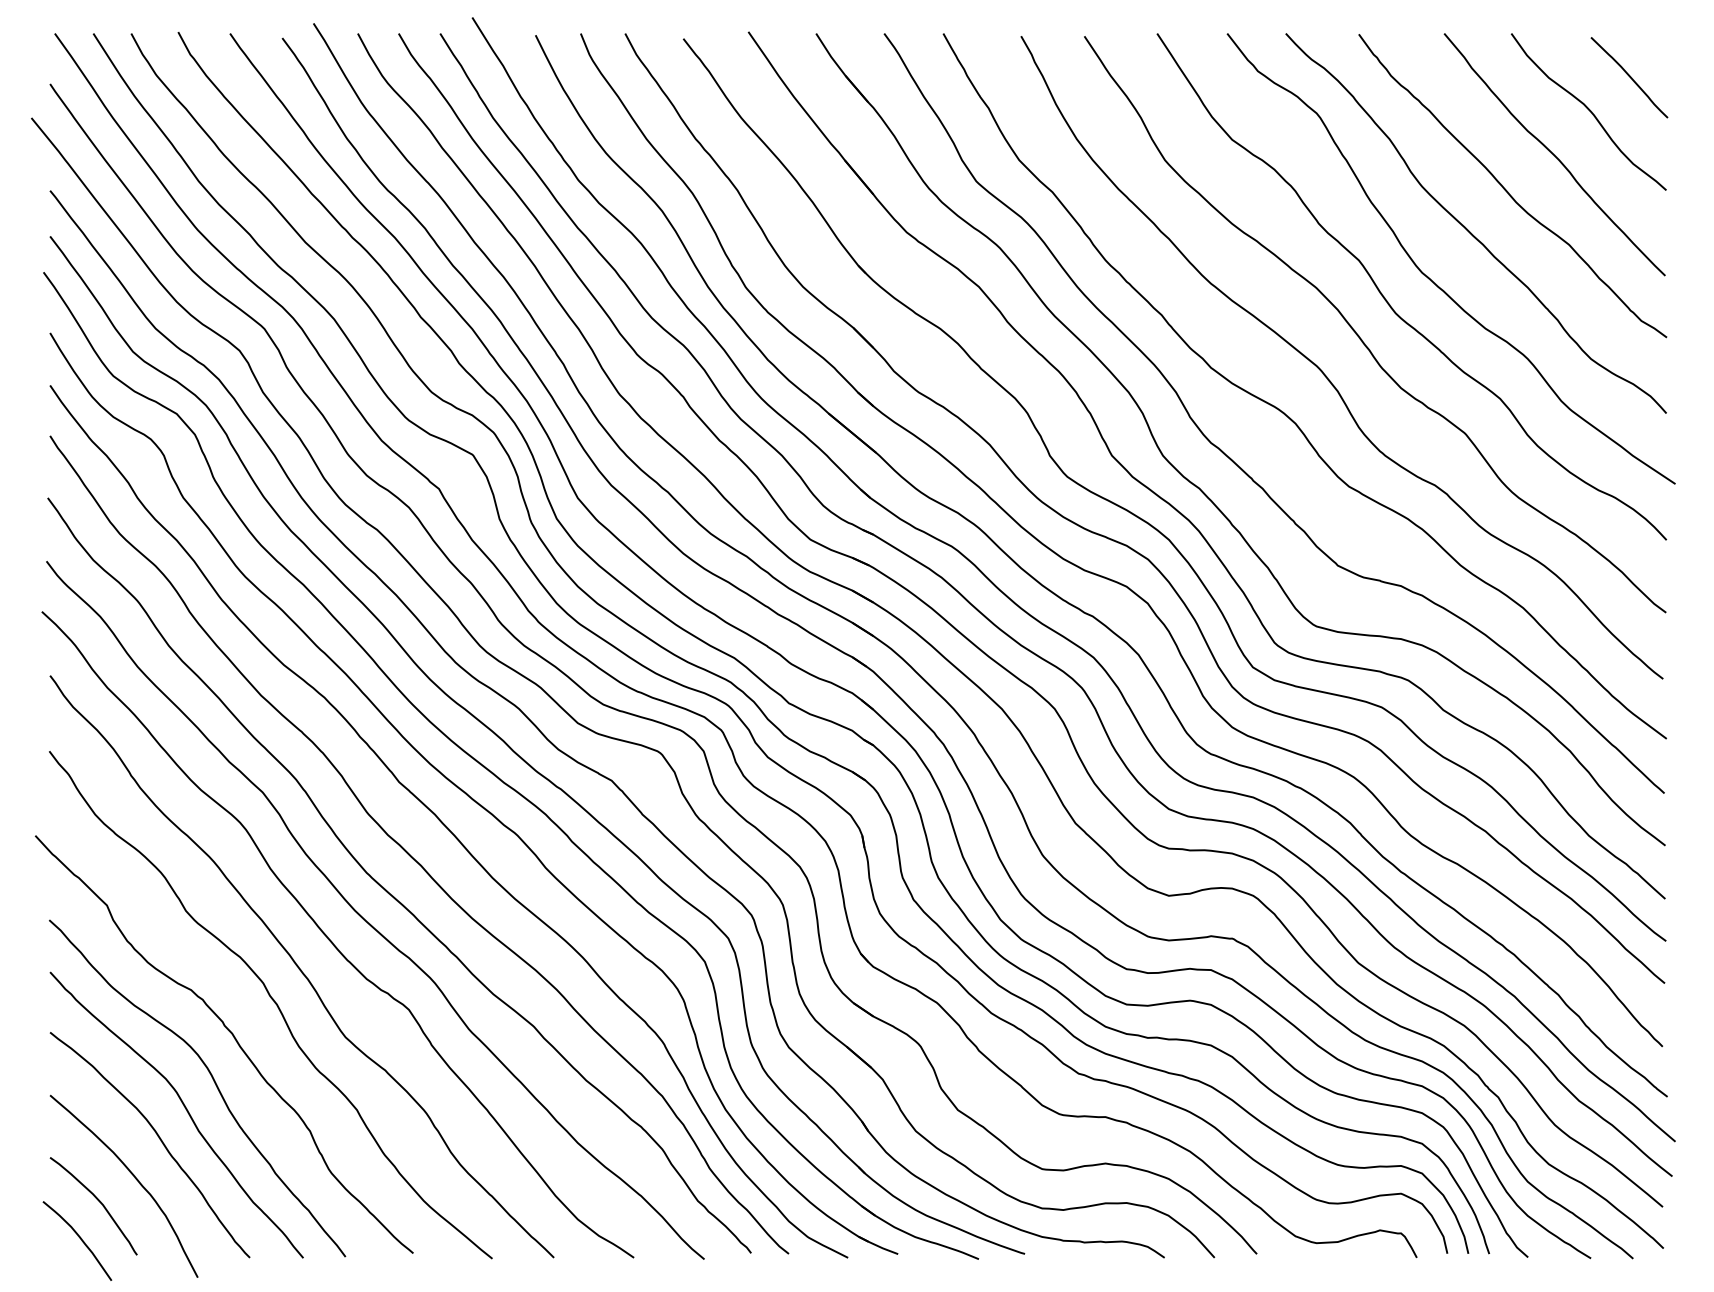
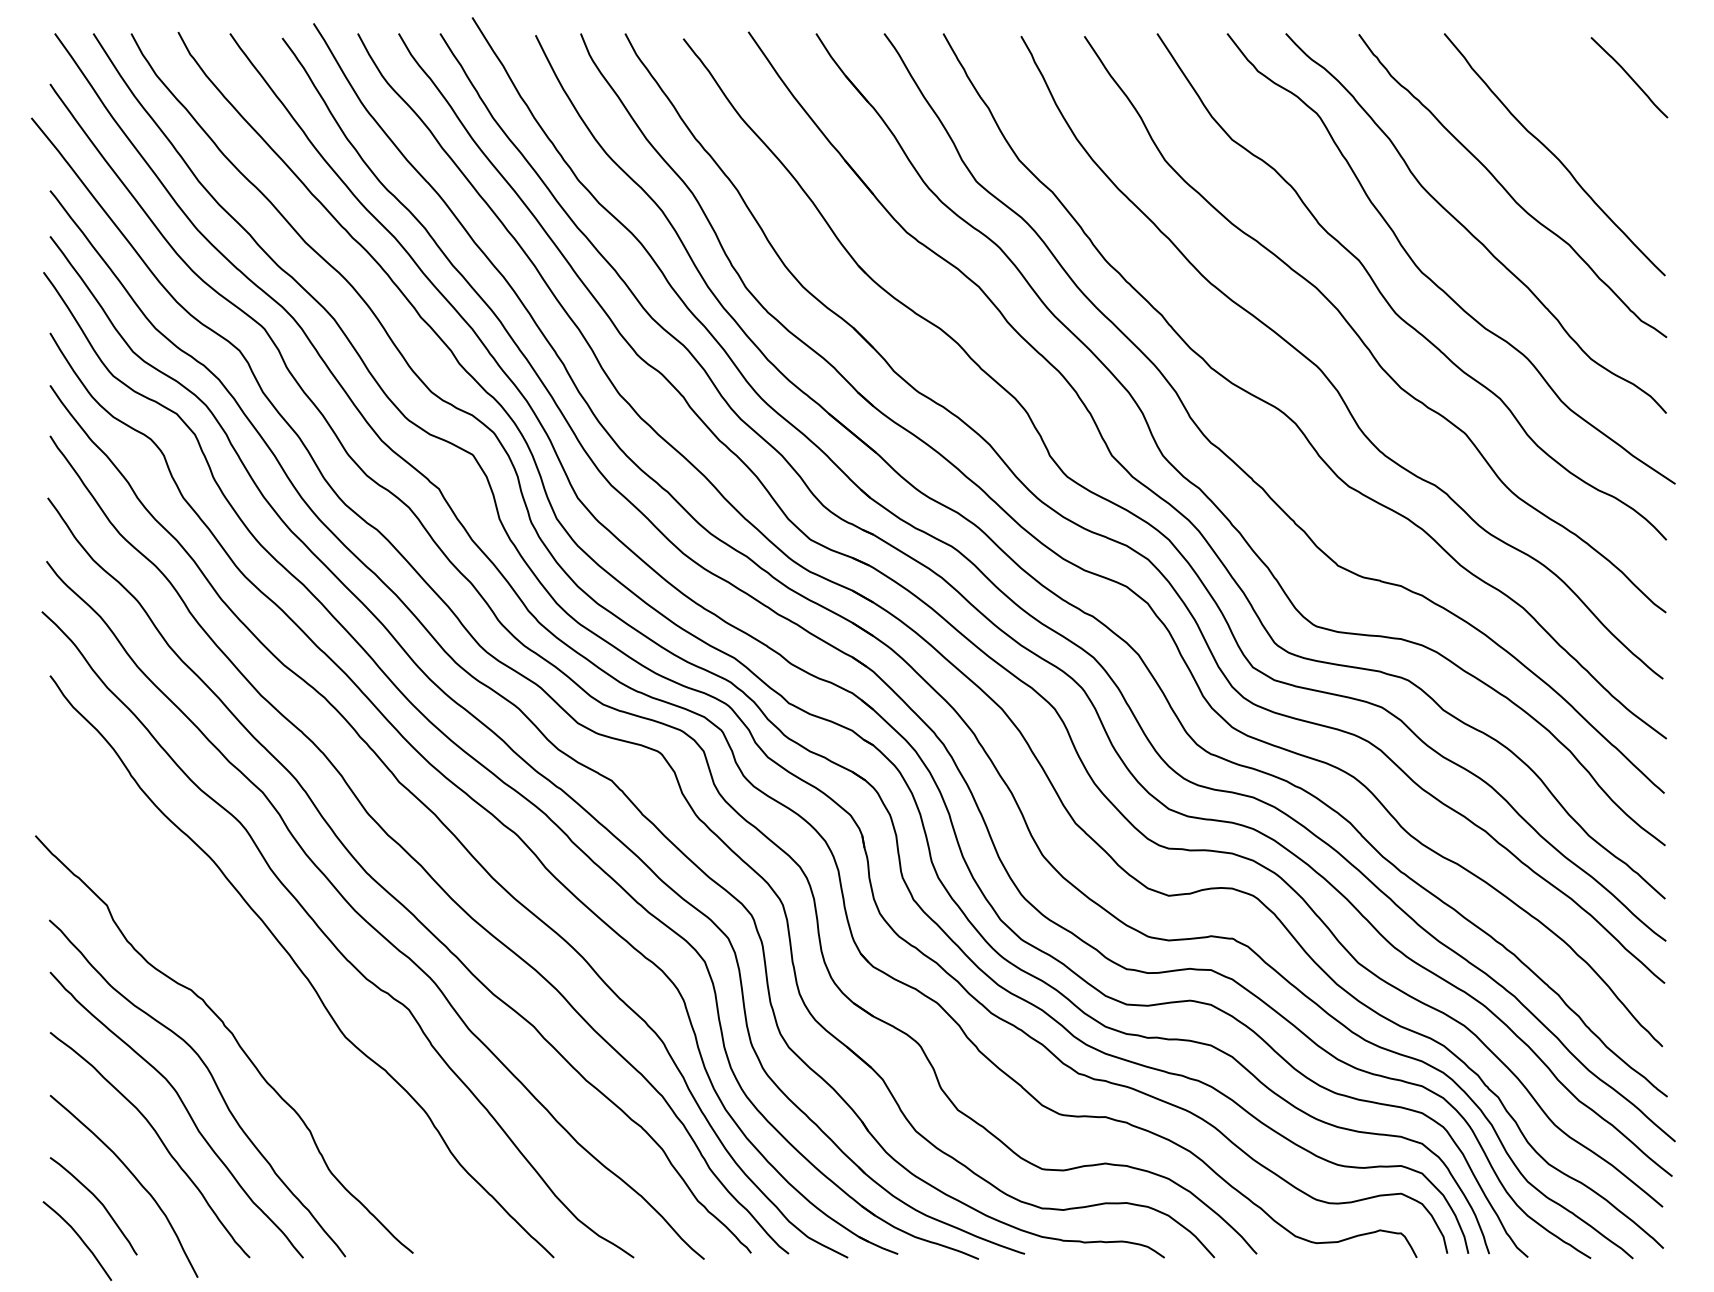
curve: present -> none (1588, 110)
curve: present -> none (274, 1003)
